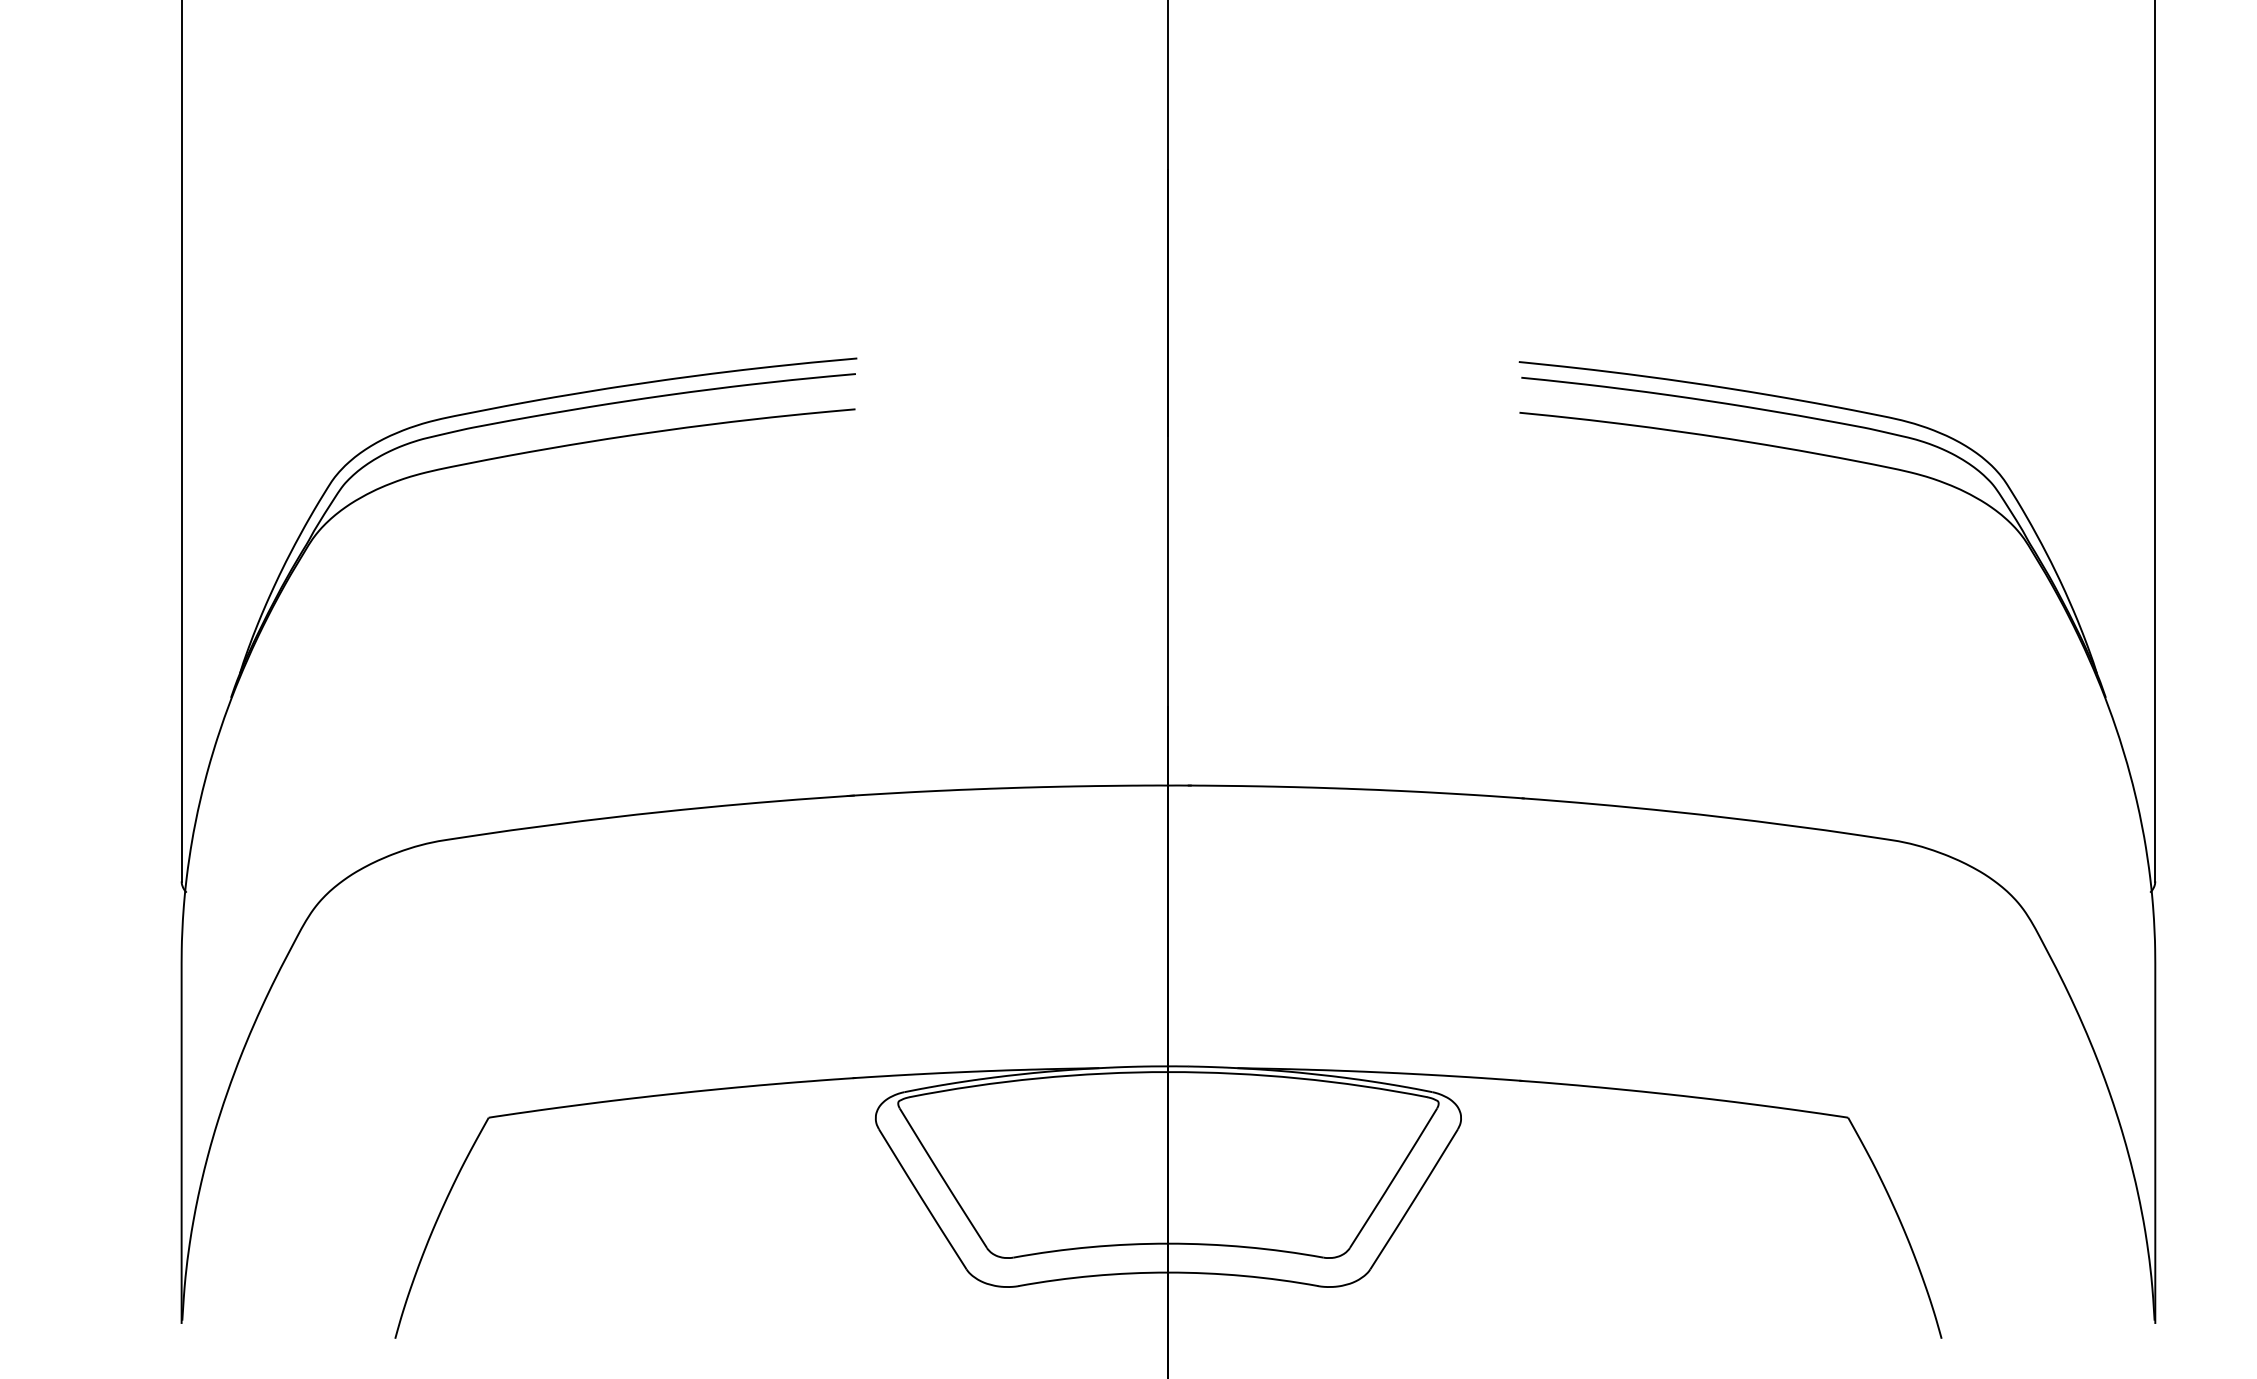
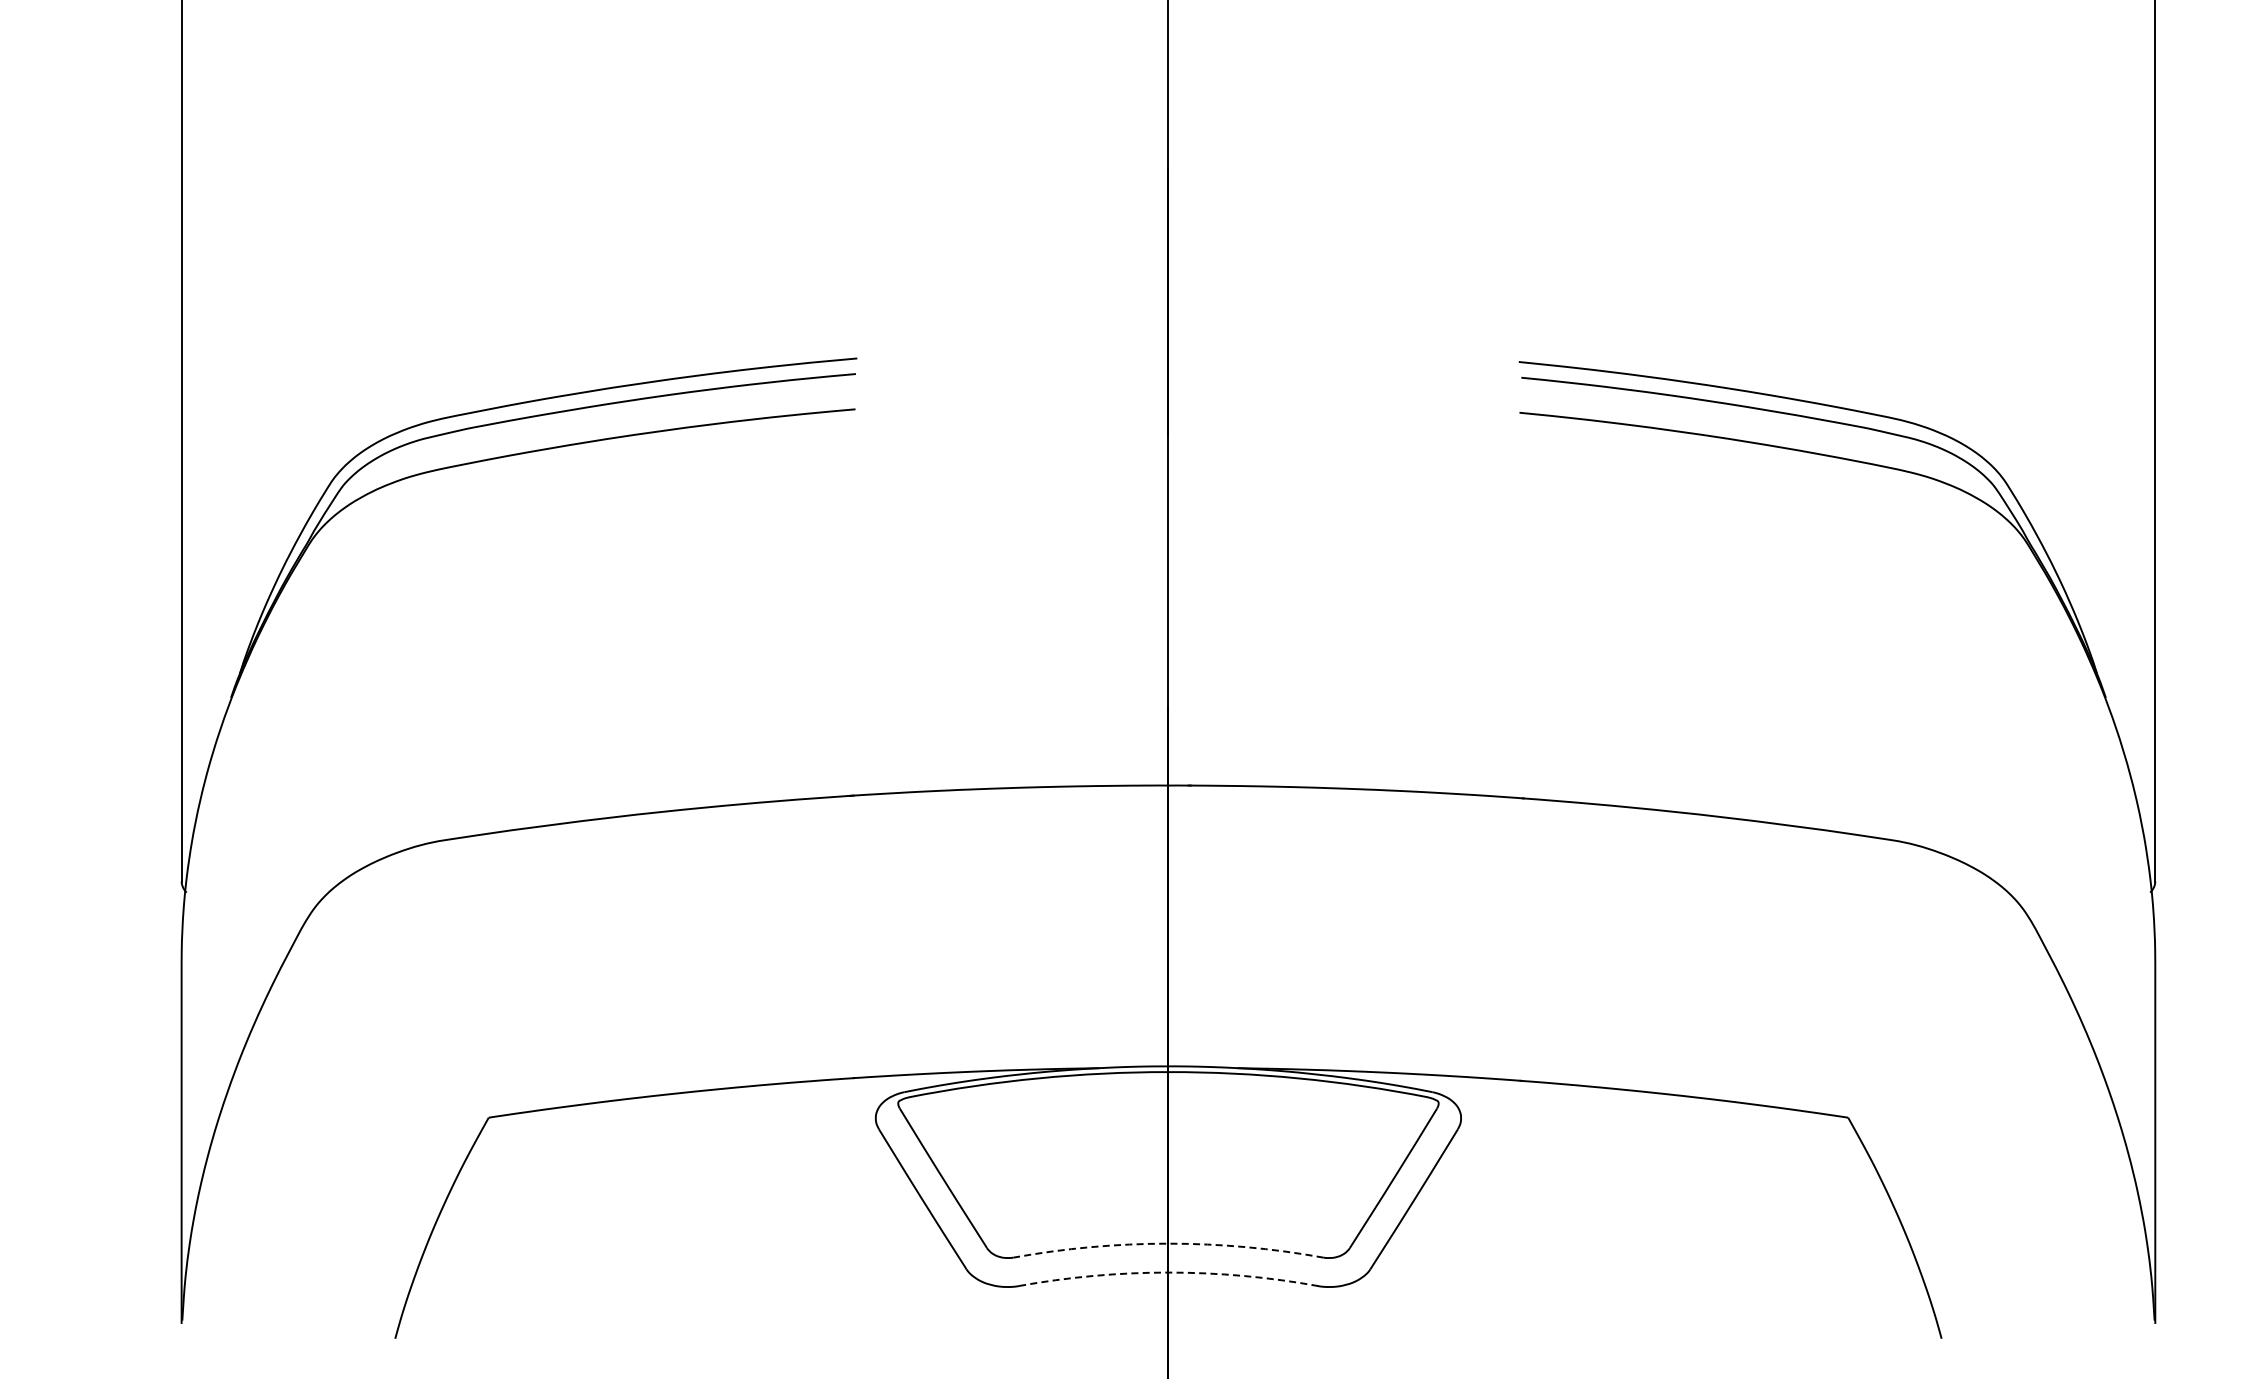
arc: solid -> dashed (1168, 1243)
arc: solid -> dashed (1168, 1272)
